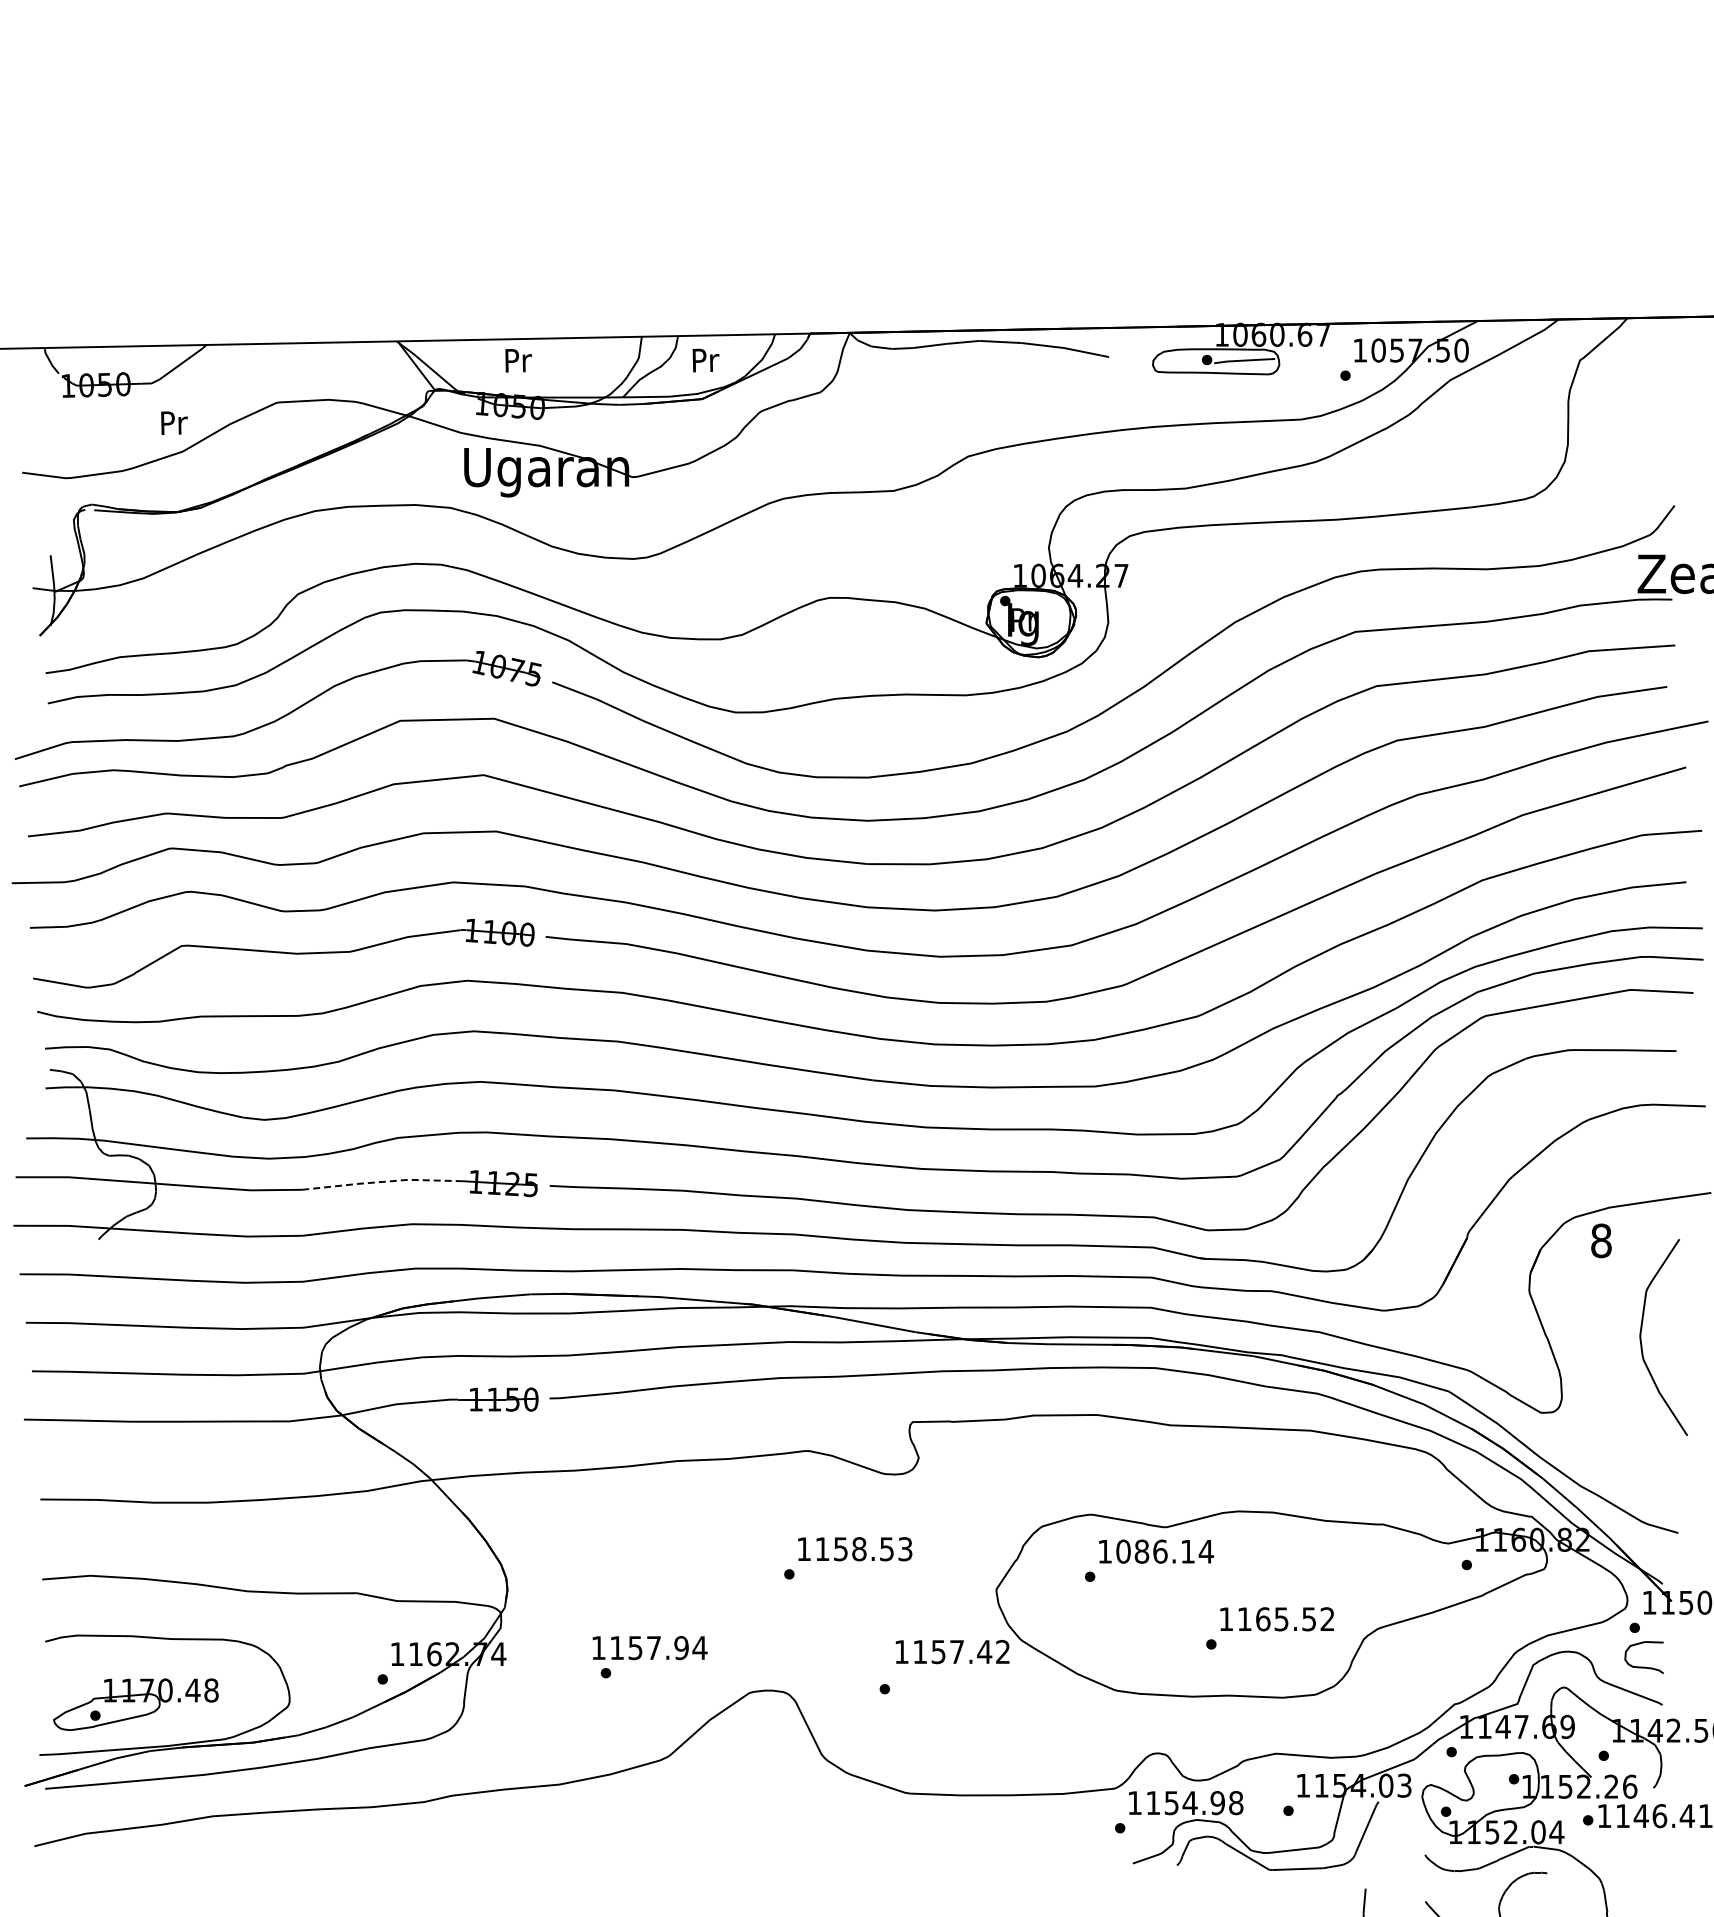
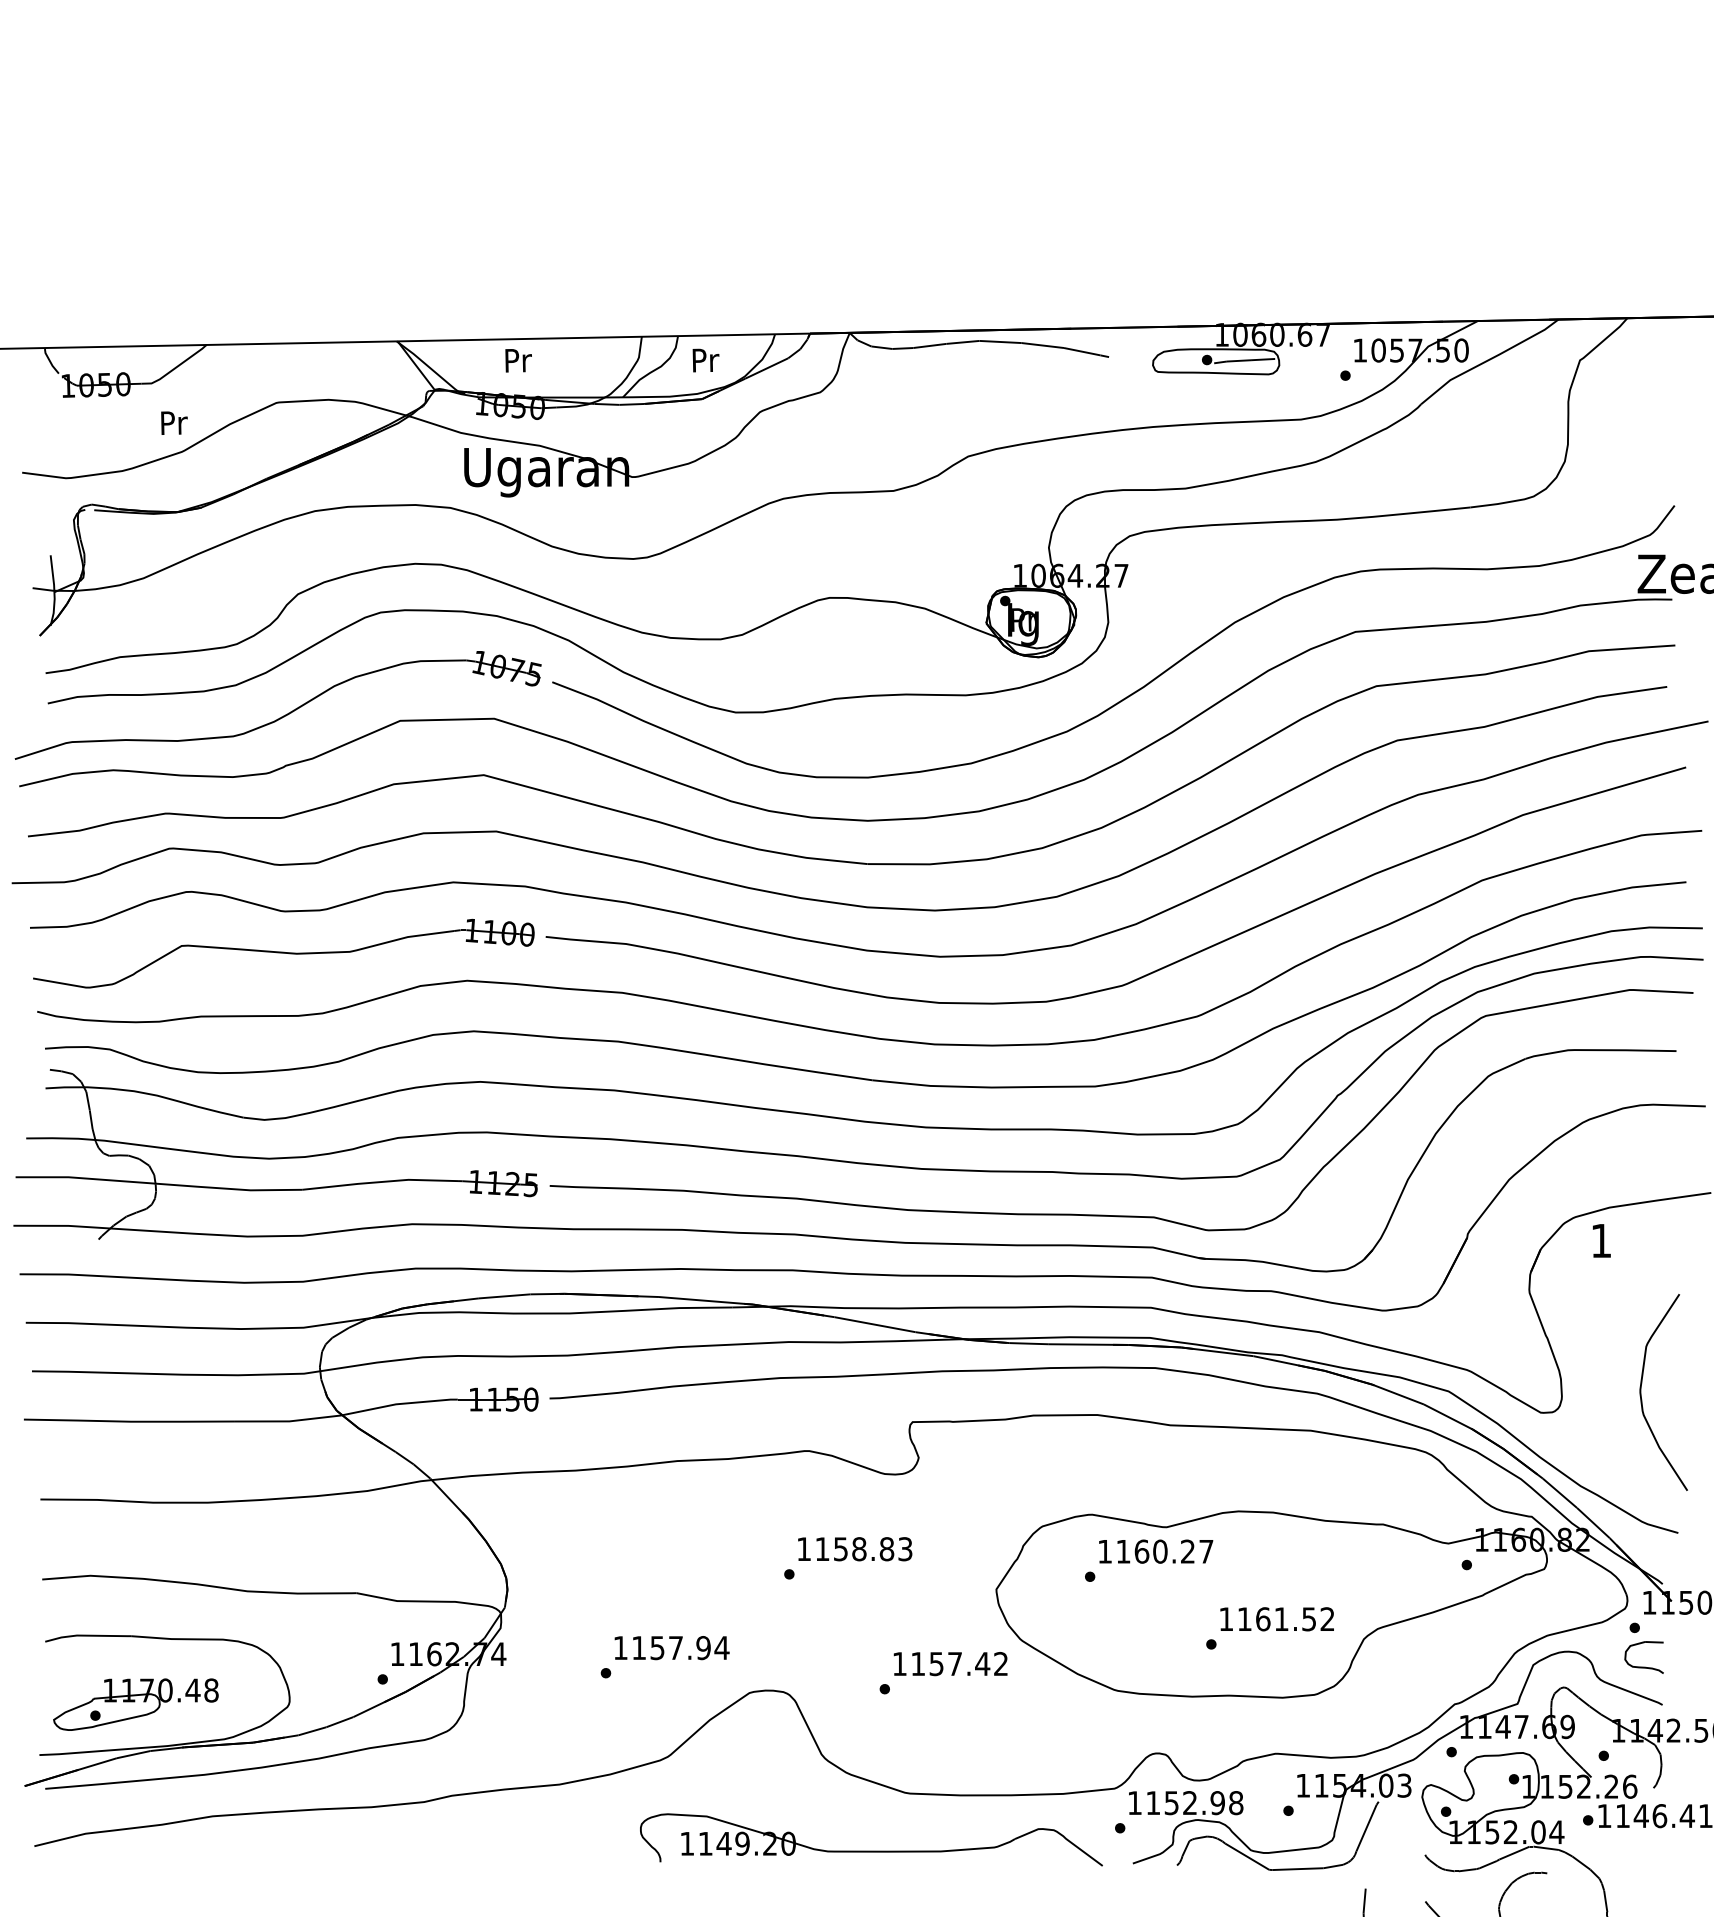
line: dashed -> solid (379, 1182)
text: 8 -> 1 (1601, 1240)
curve position: (1641, 1337) -> (1641, 1392) (1641, 1392)
text: 1158.53 -> 1158.83 (886, 1549)
text: 1086.14 -> 1160.27 (1164, 1551)
text: 1165.52 -> 1161.52 (1281, 1619)
text position: (649, 1648) -> (671, 1648) (671, 1648)
text position: (952, 1652) -> (950, 1664) (950, 1664)
text: 1154.98 -> 1152.98 (1189, 1802)
part: none -> present (871, 1850)
